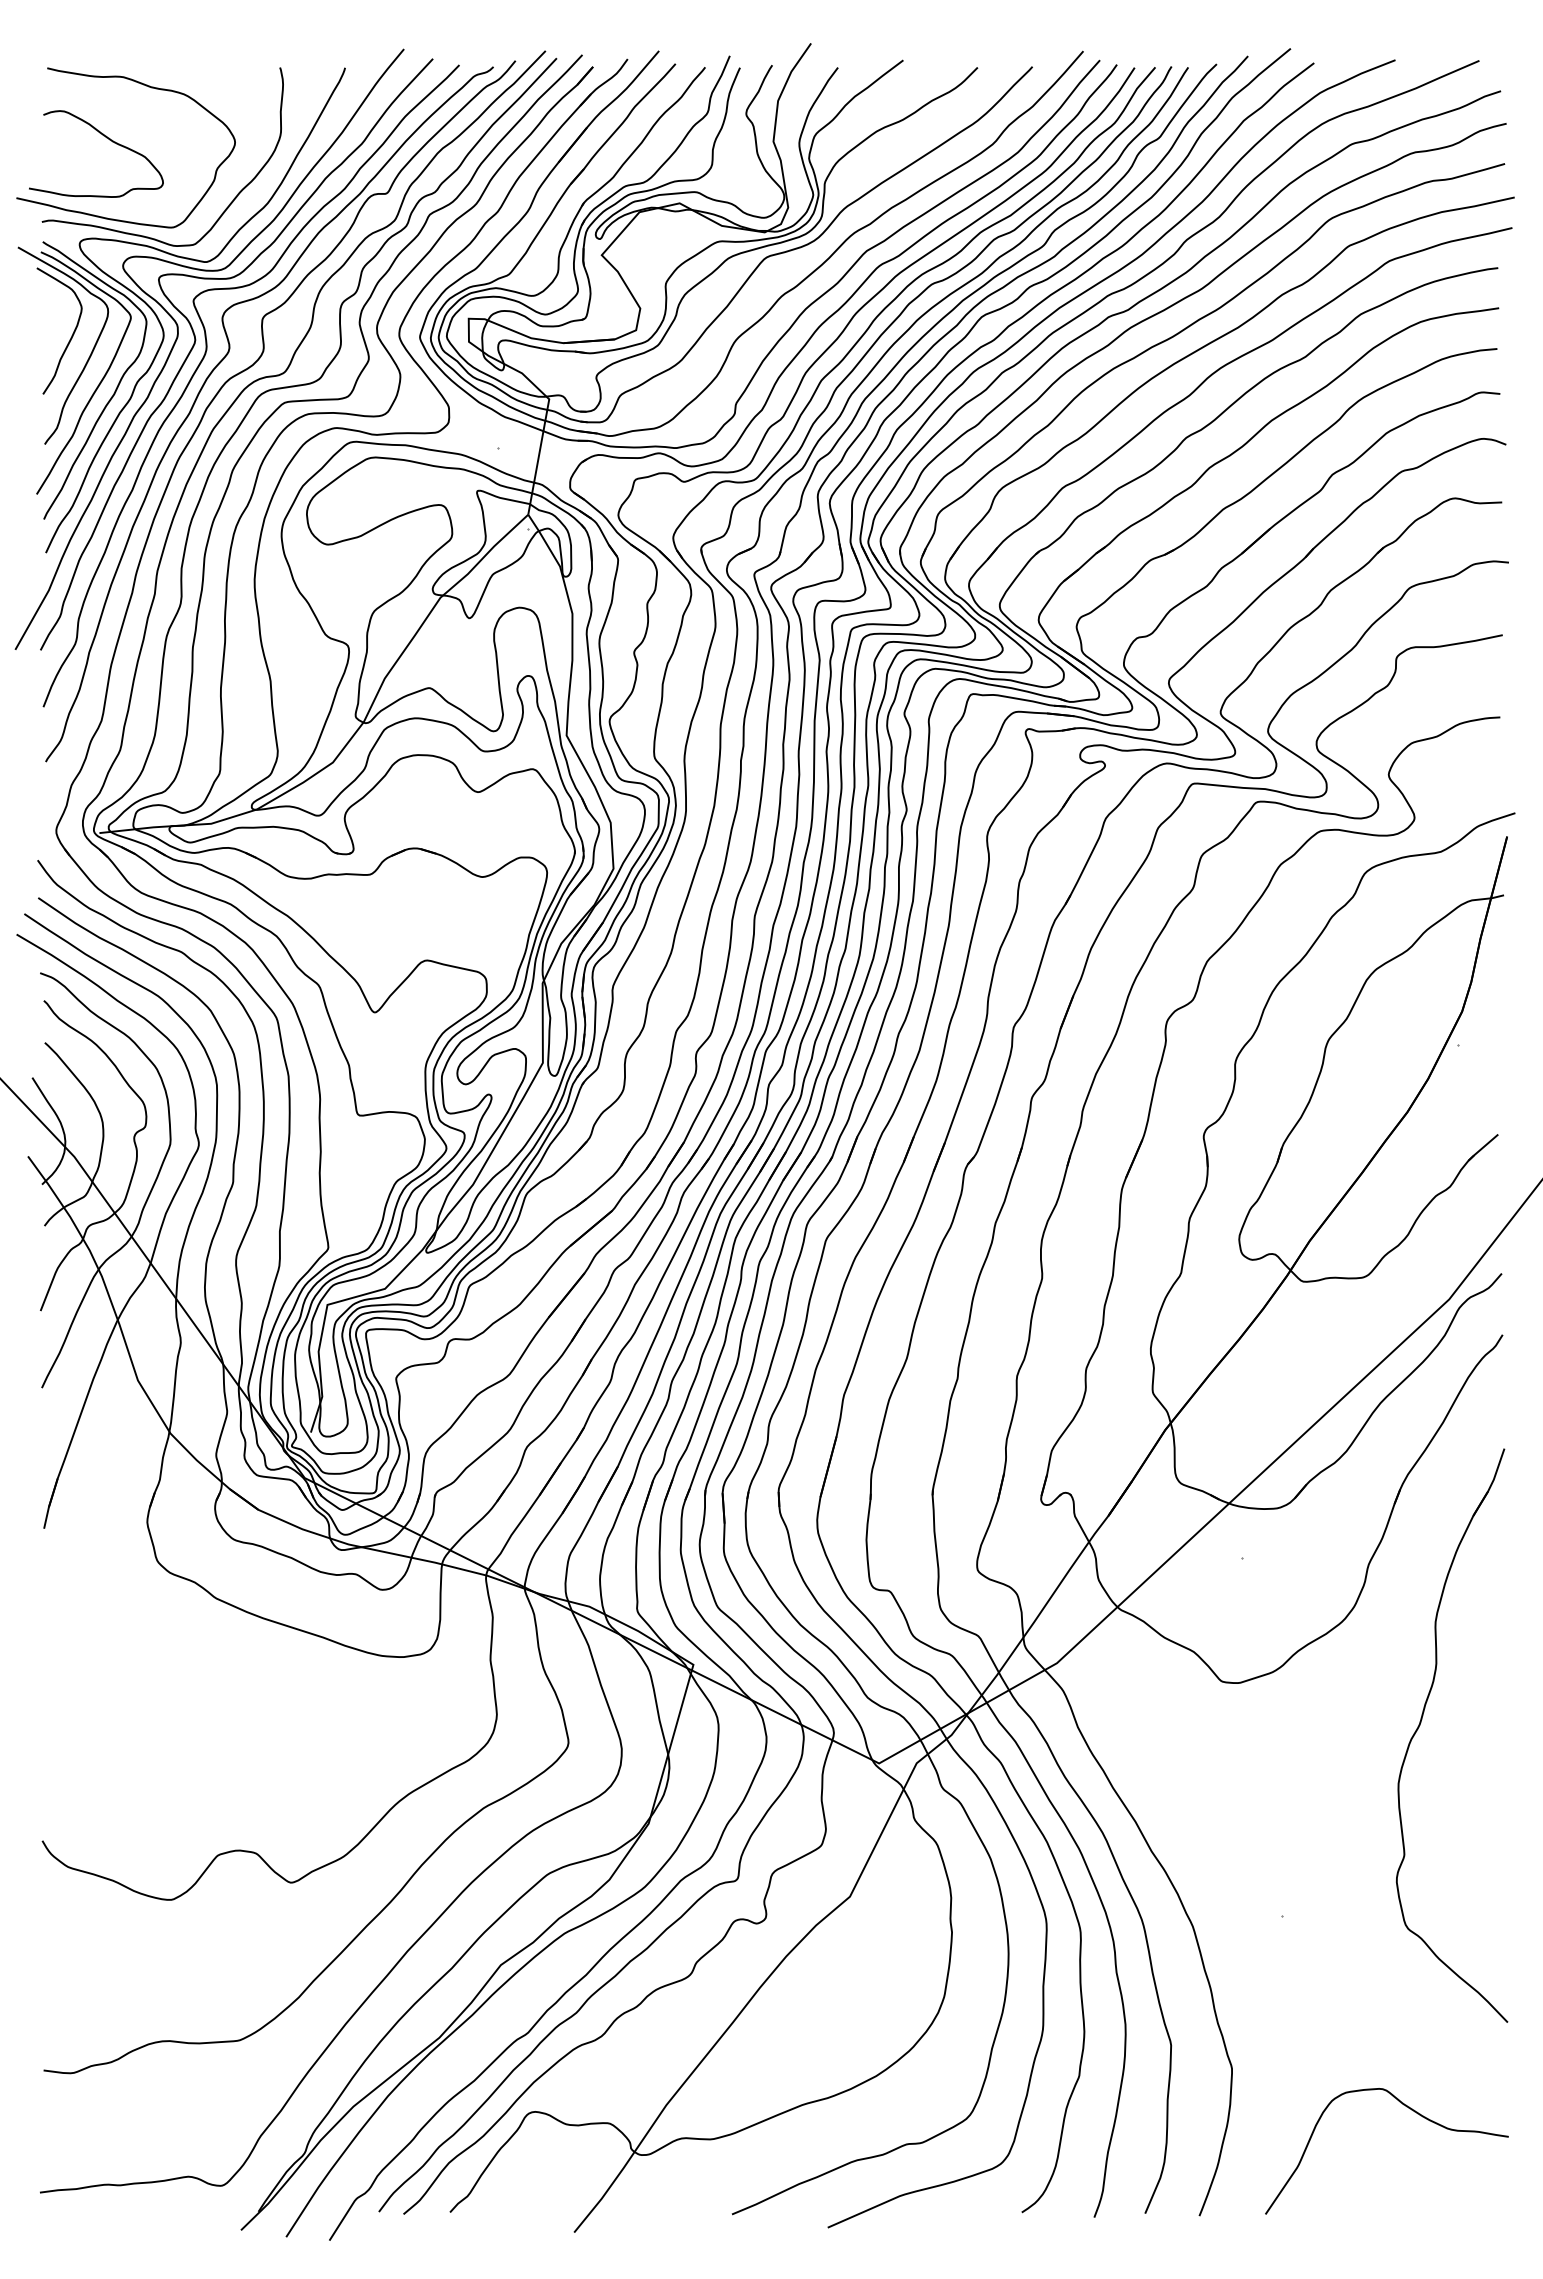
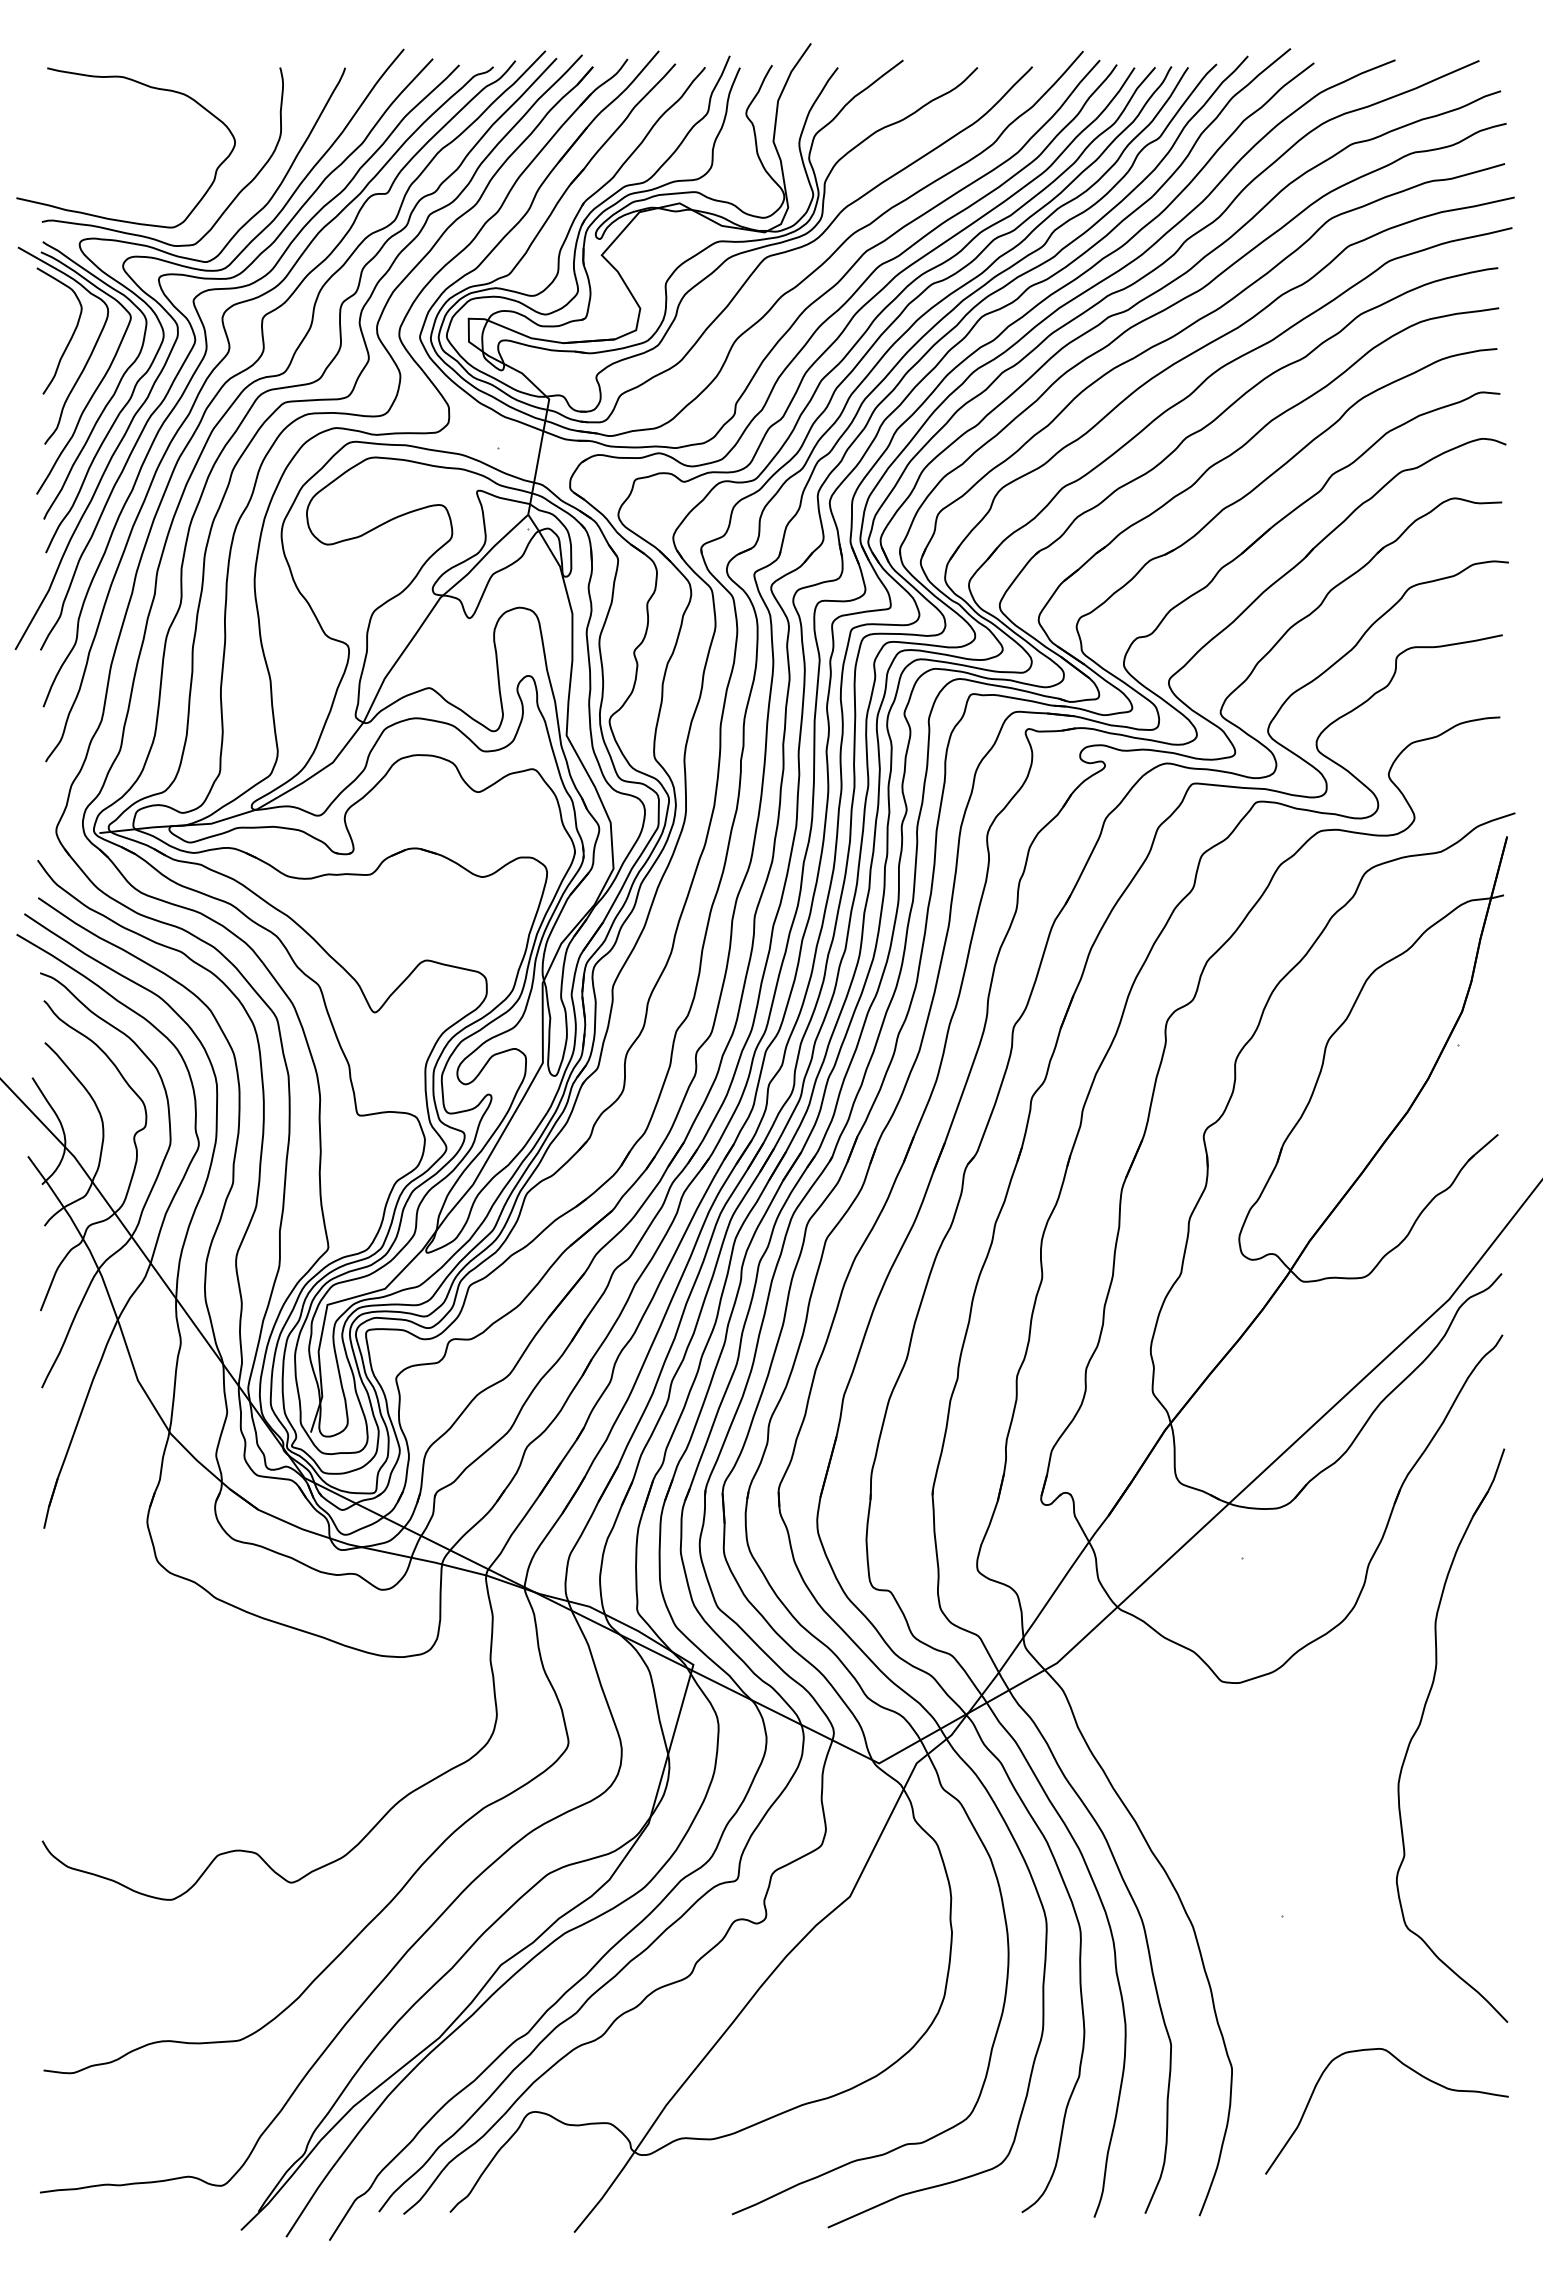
curve: present -> none (106, 138)
curve position: (1414, 2112) -> (1414, 2072) (1414, 2072)
